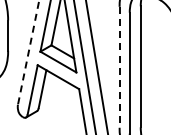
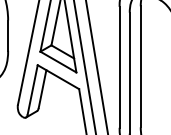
line: dashed -> solid (28, 53)
line: dashed -> solid (119, 67)
